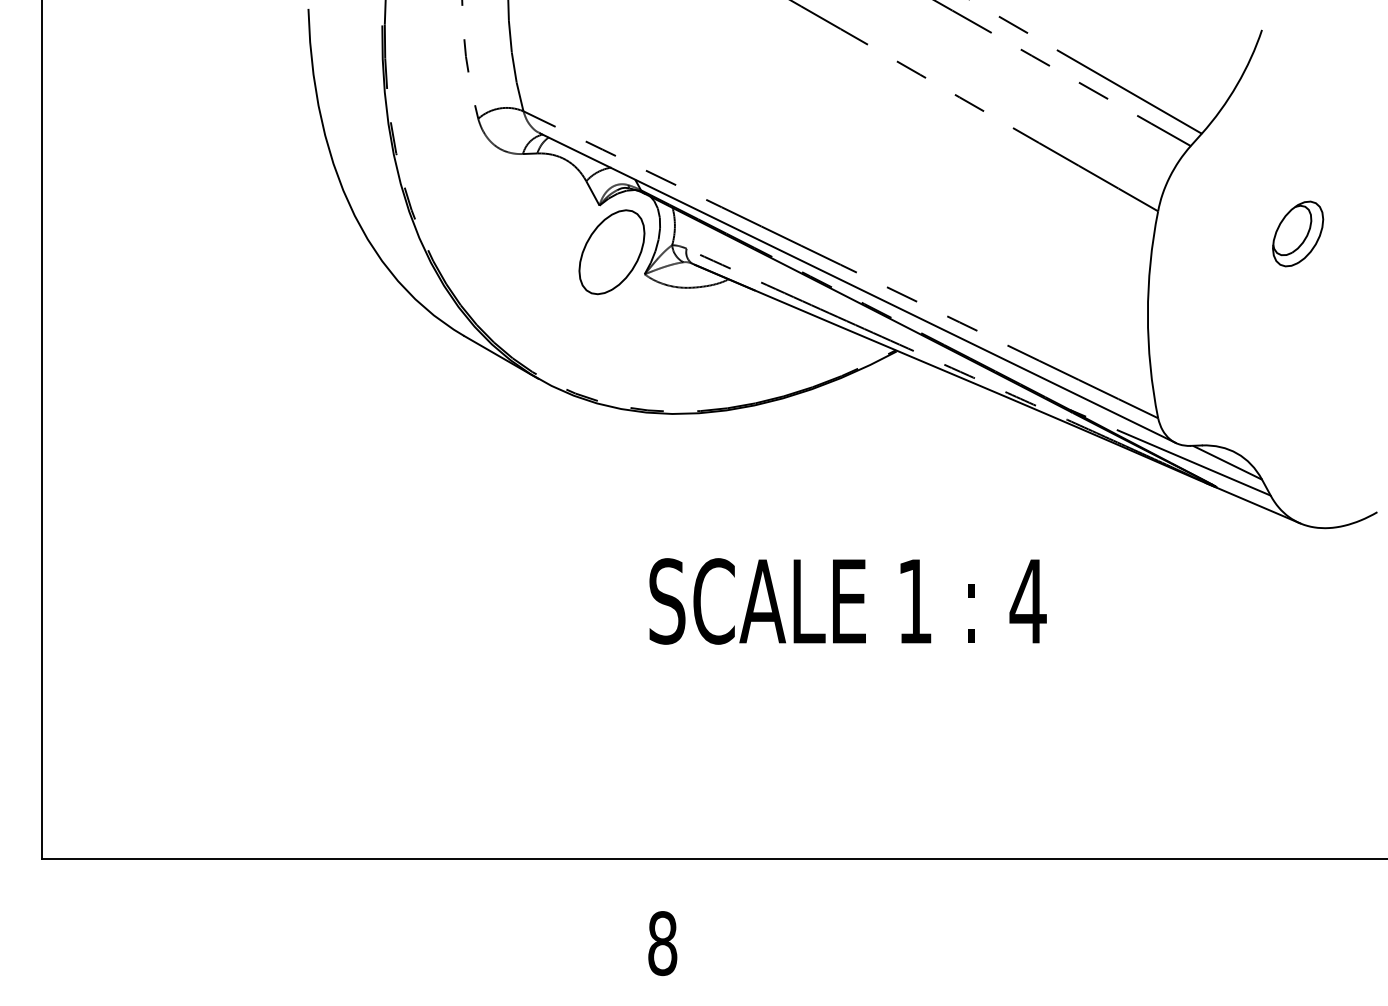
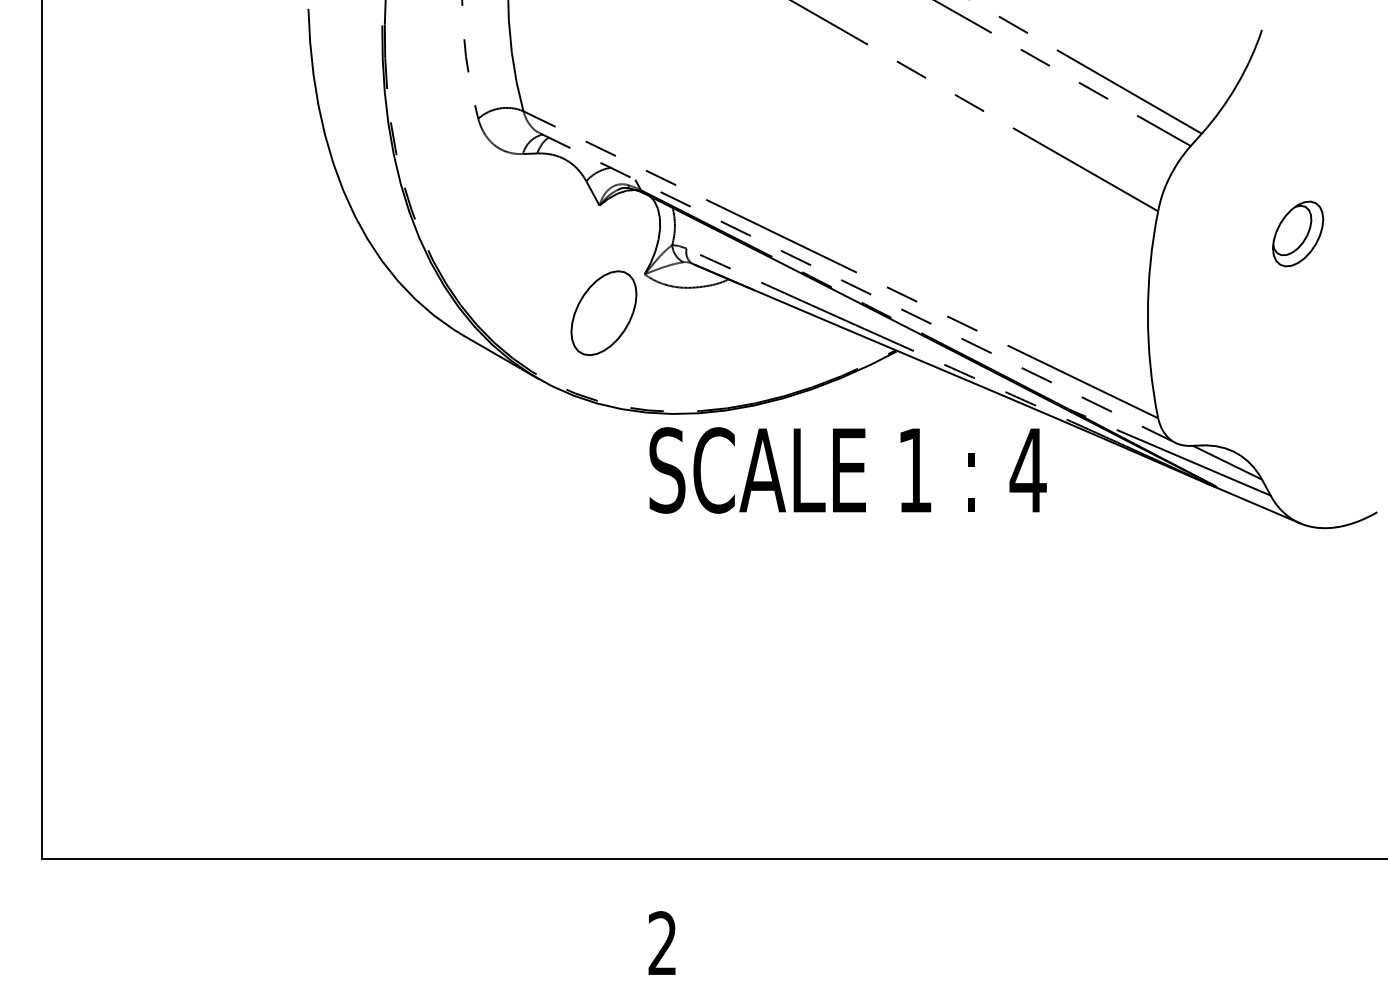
part position: (611, 252) -> (603, 313) (603, 313)
line: solid -> dashed (858, 288)
text position: (847, 601) -> (847, 470) (847, 470)
text: 8 -> 2 (662, 943)
